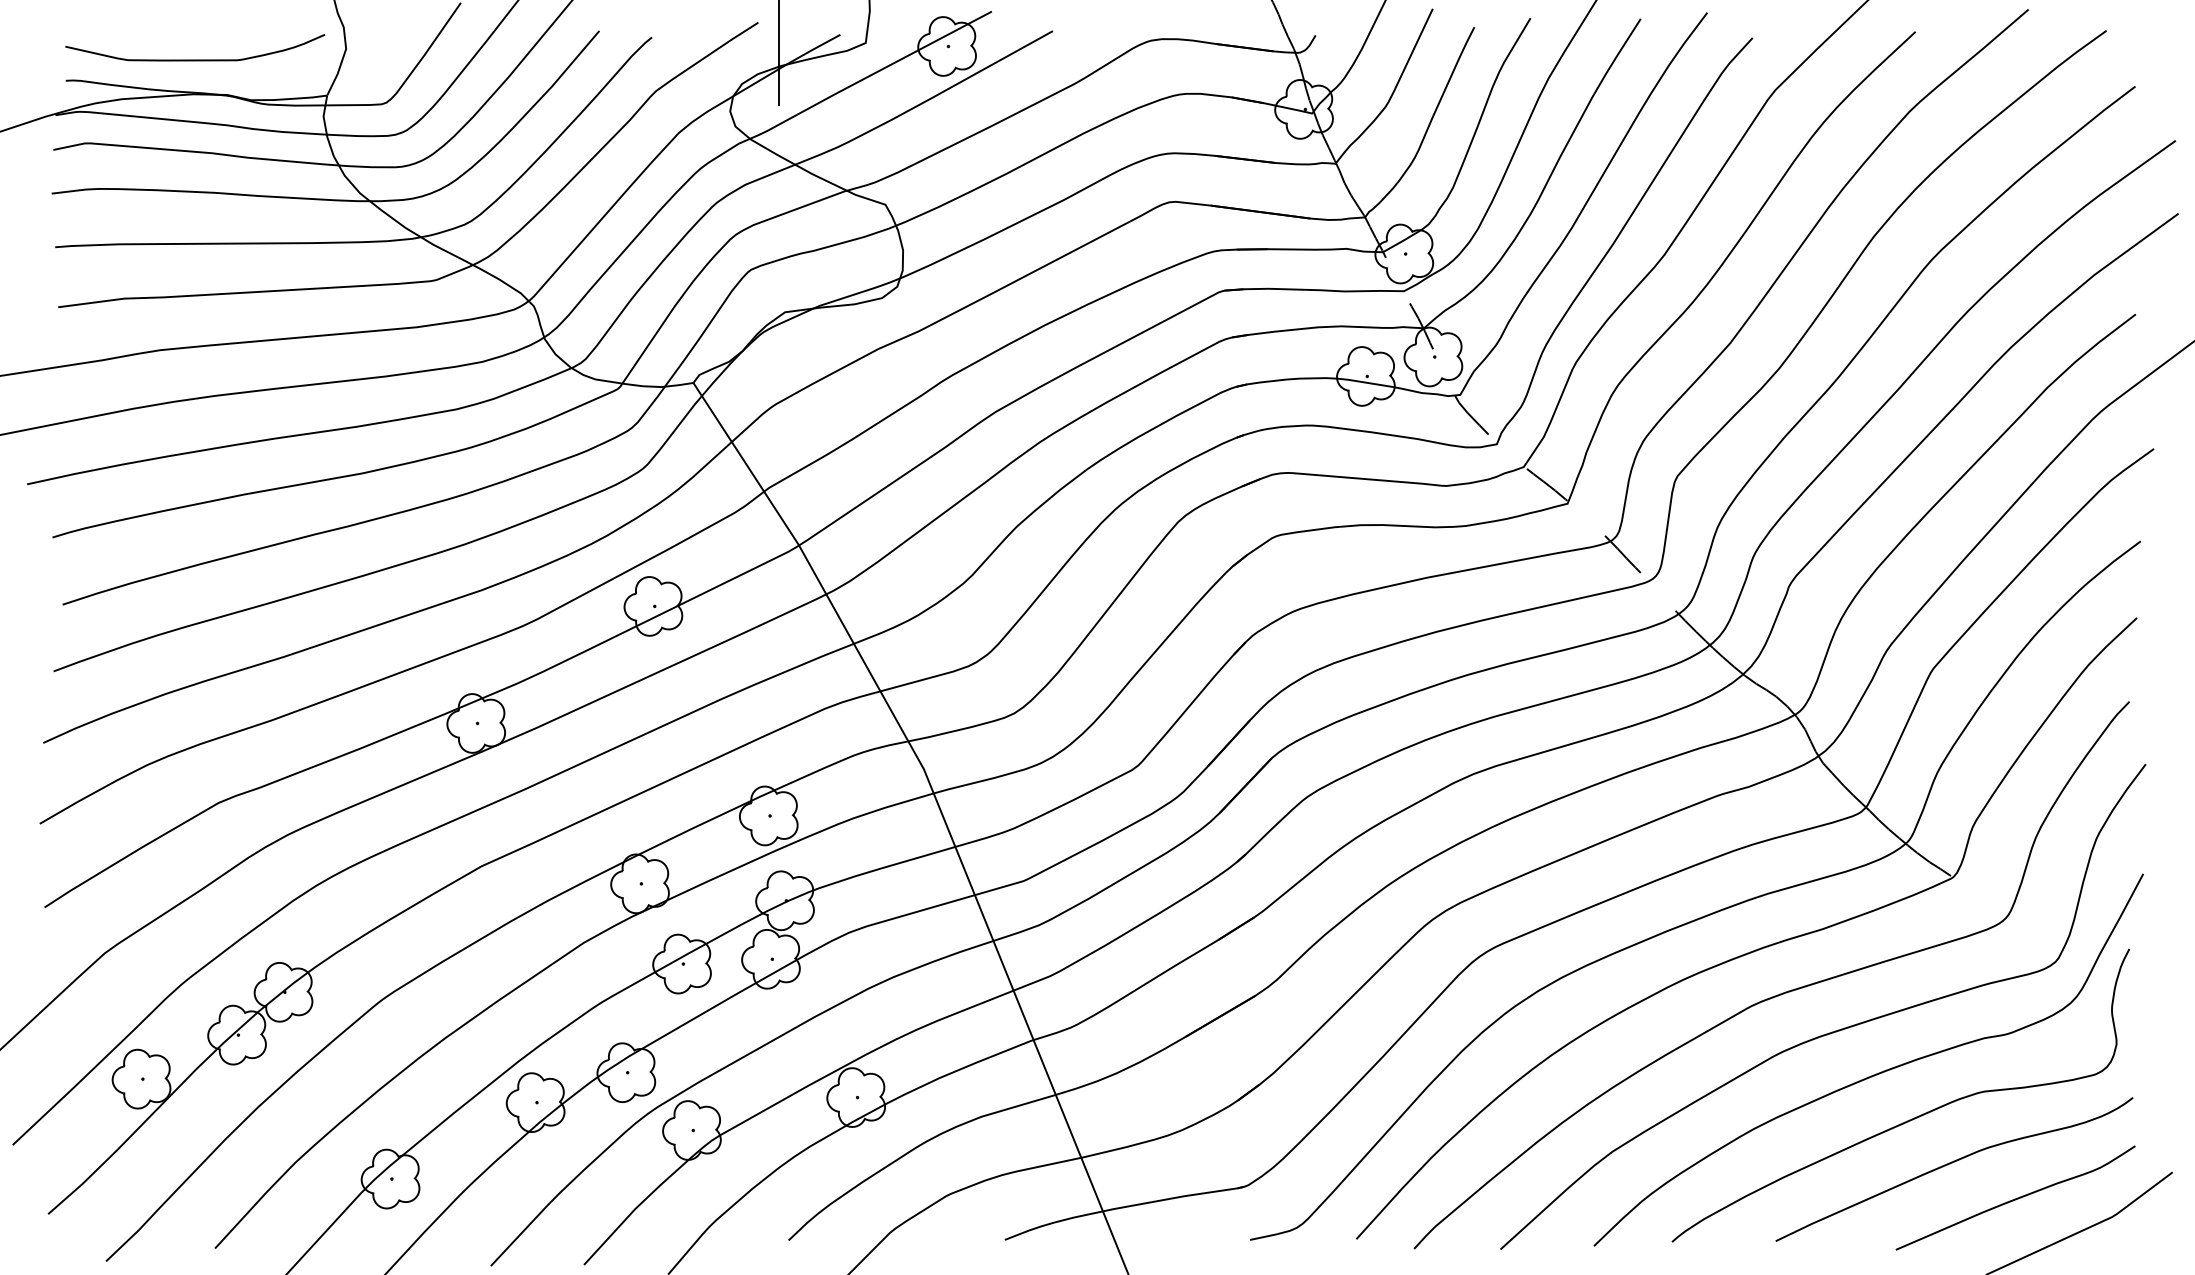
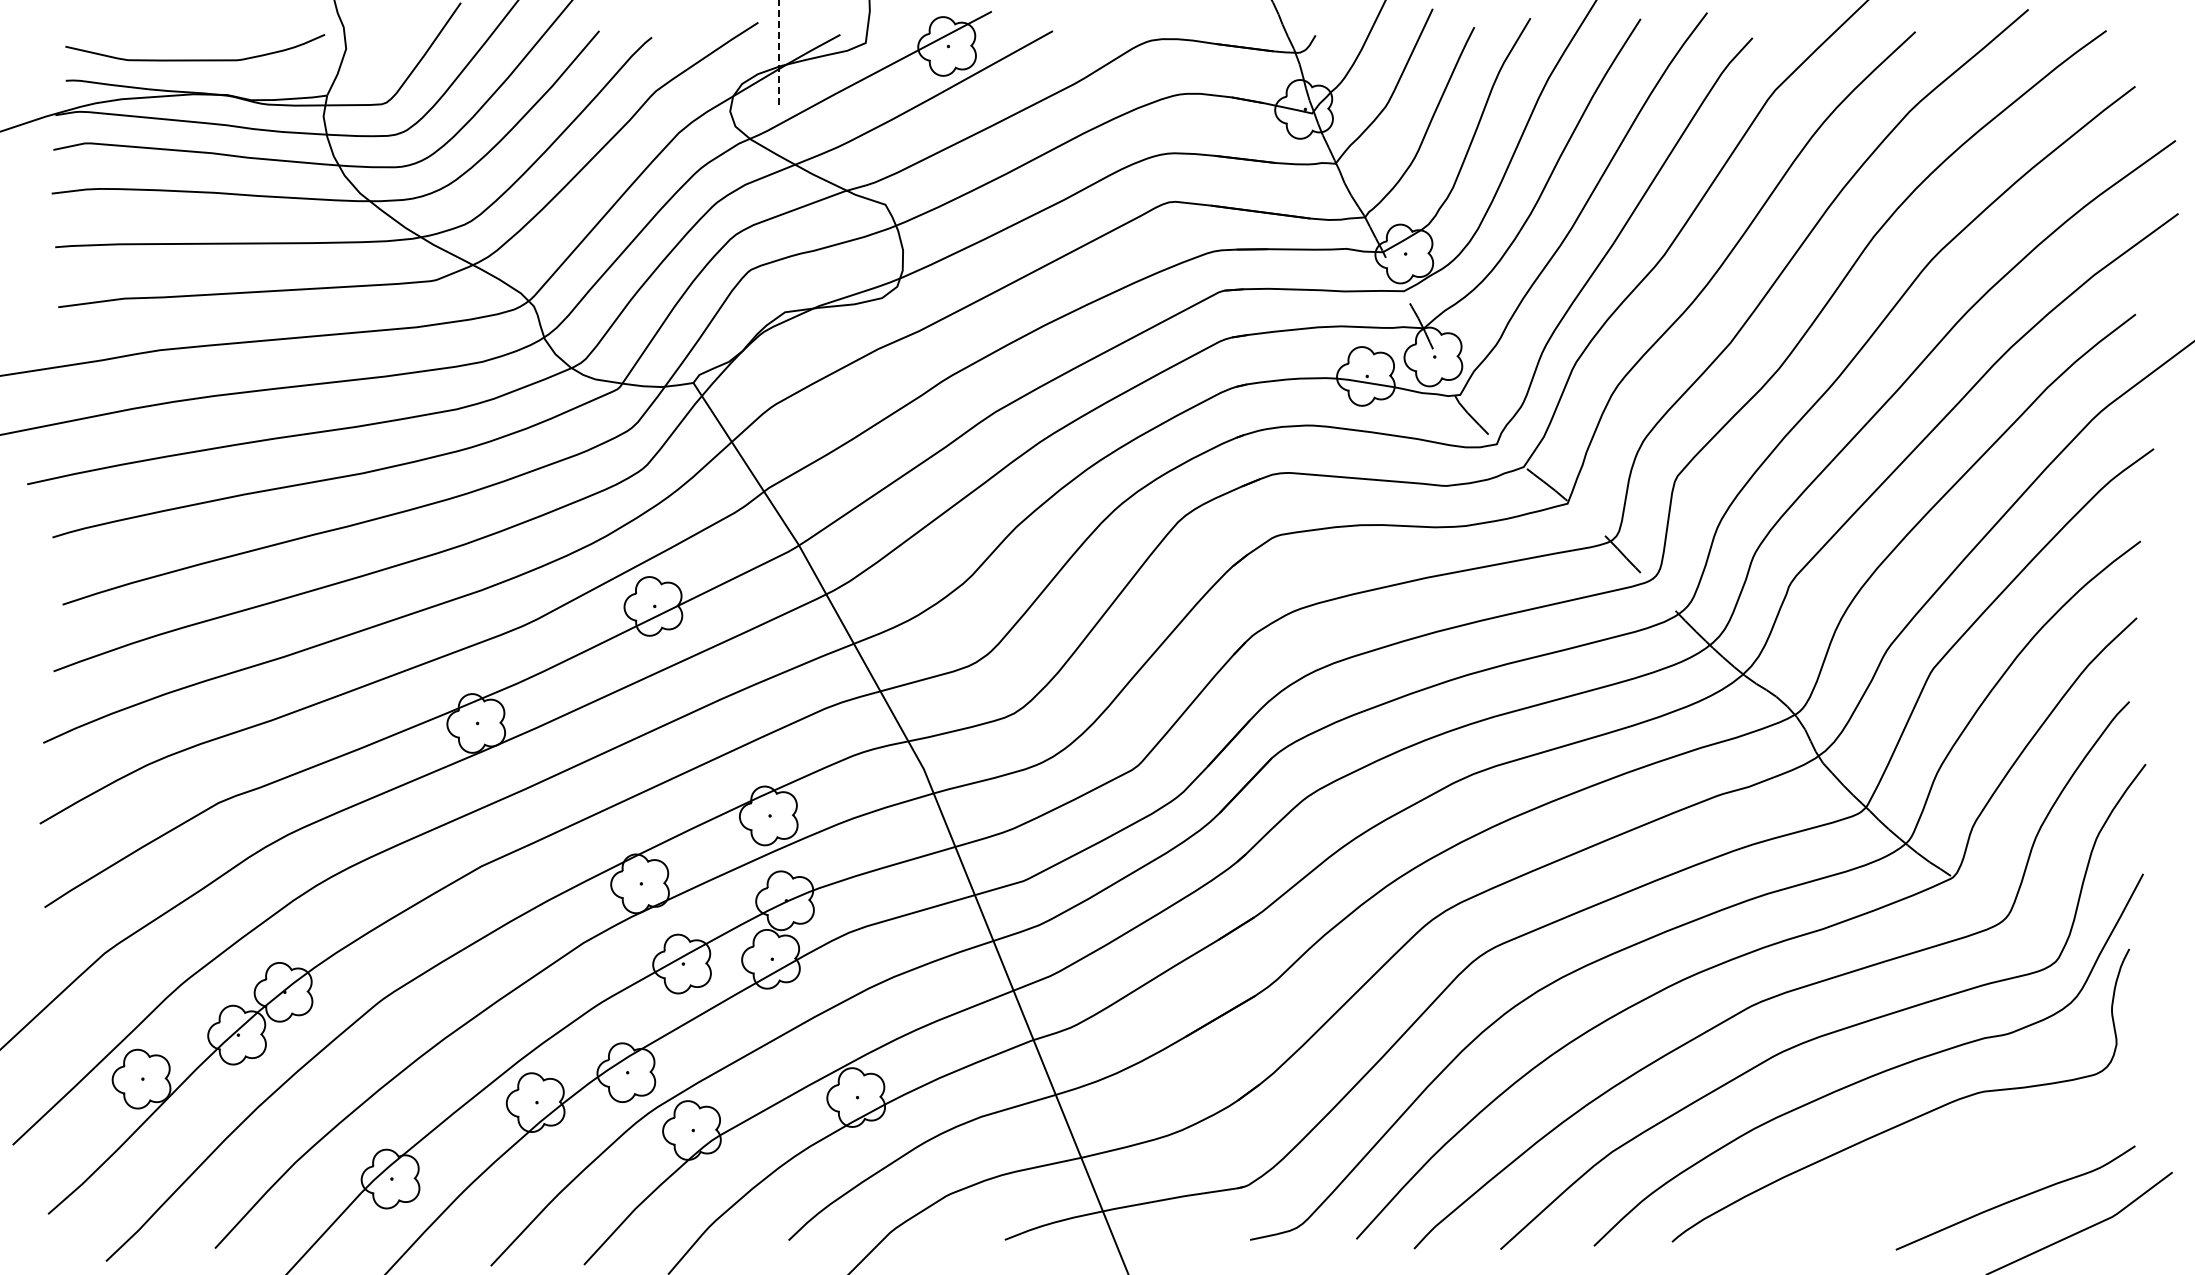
line: solid -> dashed (779, 53)
curve: present -> none (1952, 1163)
